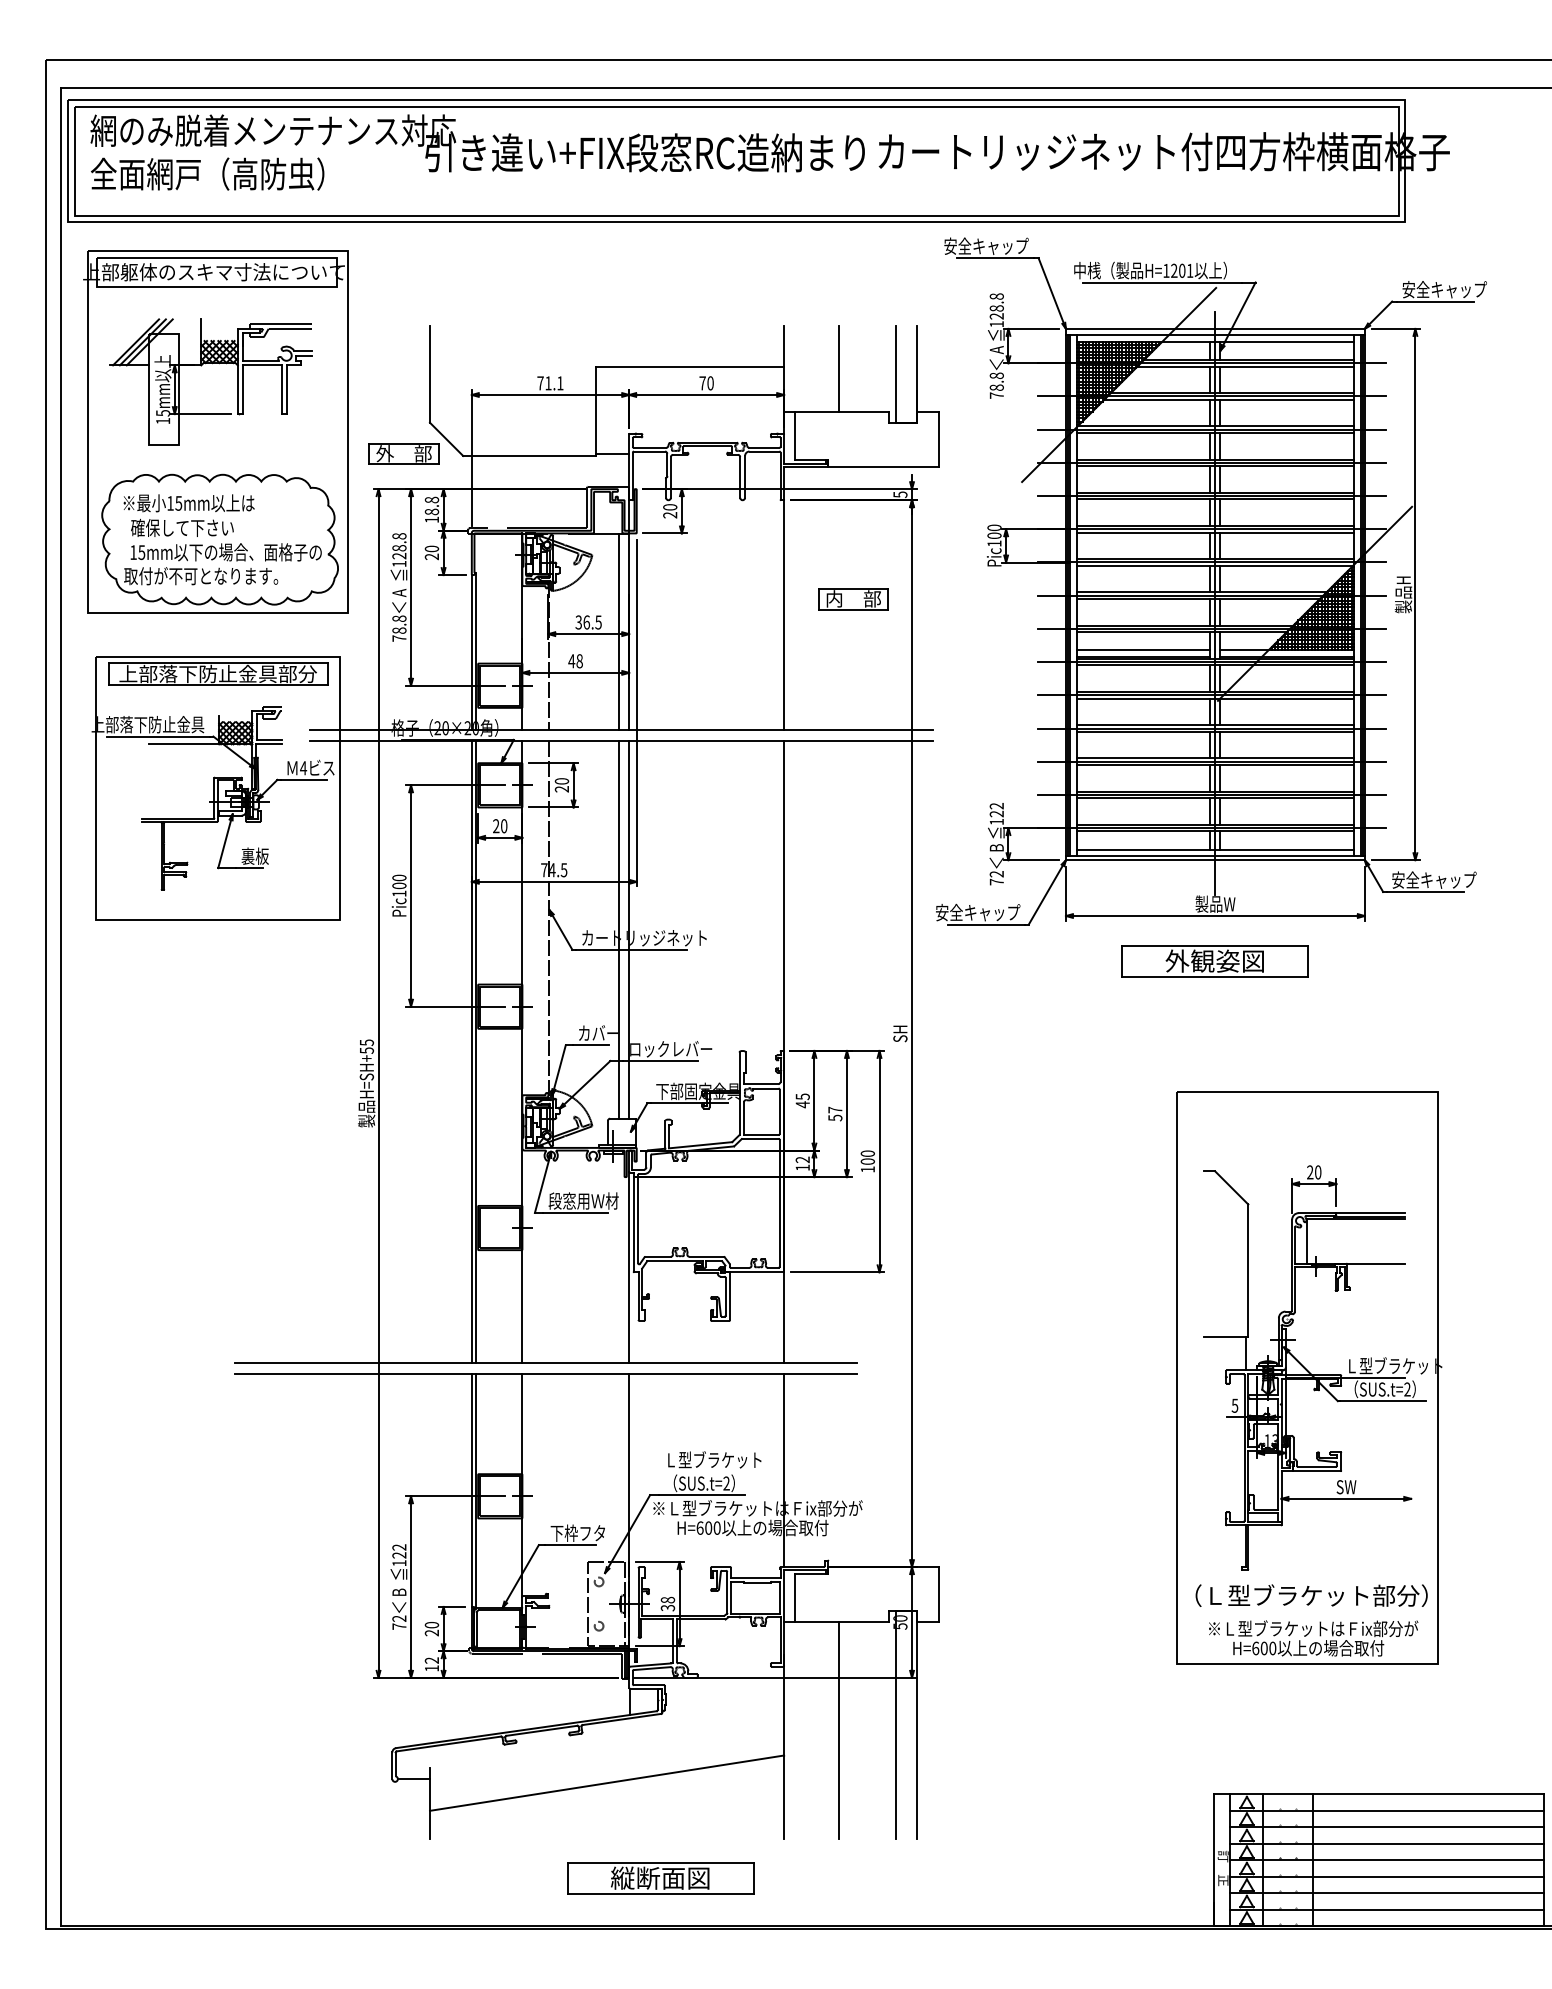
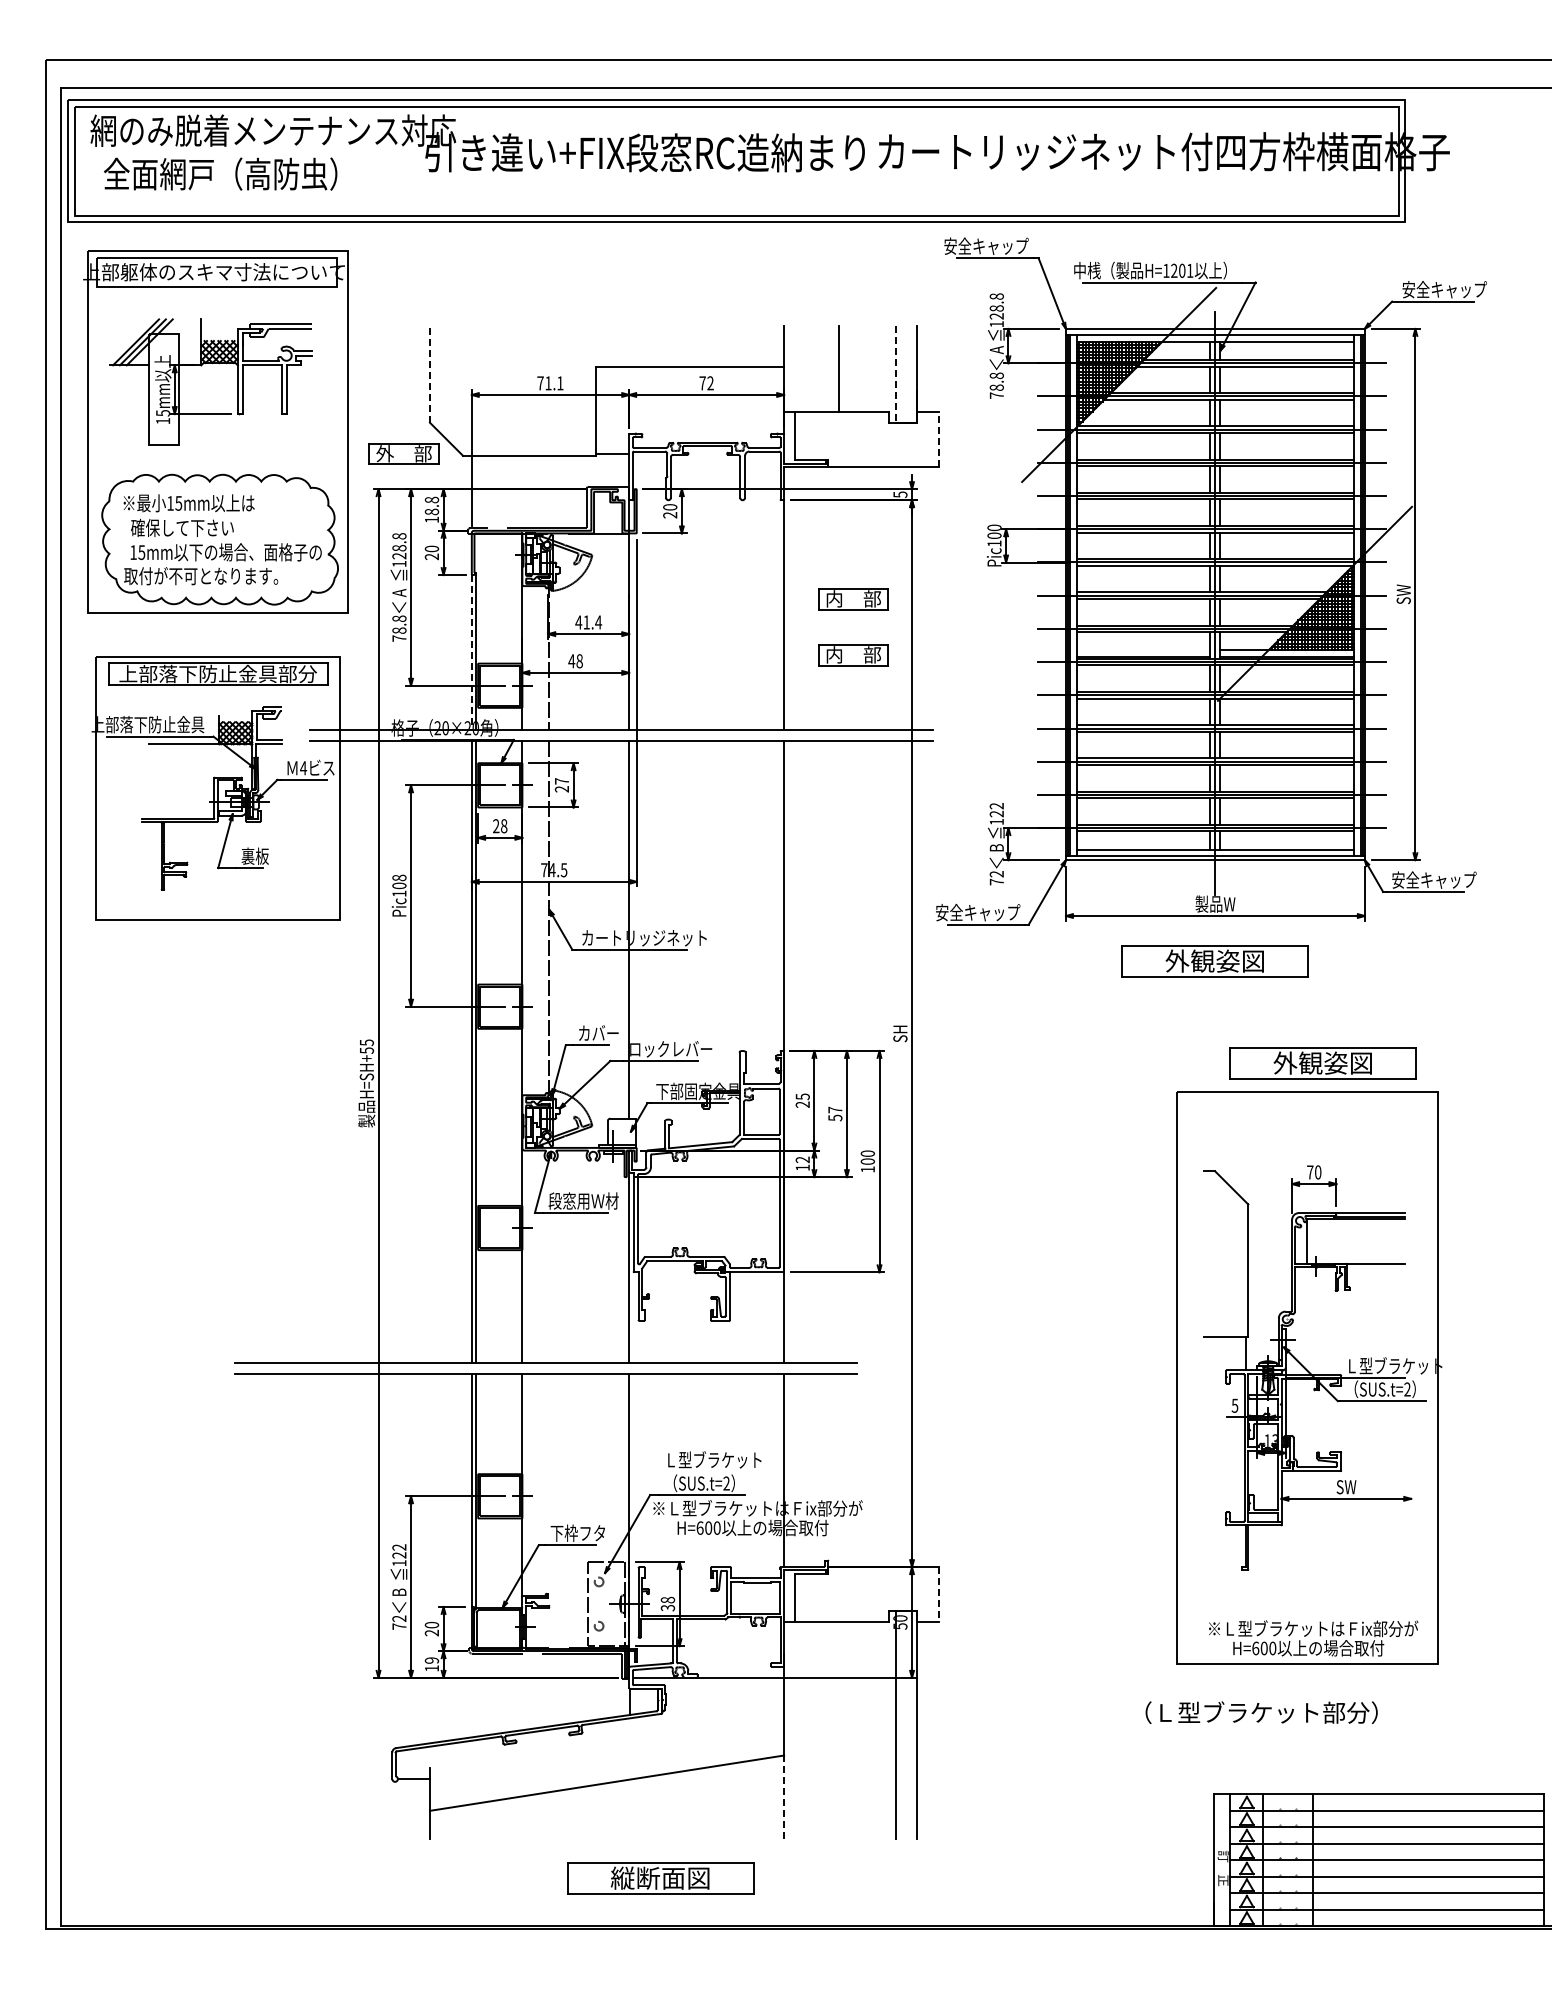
text position: (207, 173) -> (220, 173) (220, 173)
line: solid -> dashed (429, 374)
line: solid -> dashed (895, 374)
text: 70 -> 72 (710, 383)
line: solid -> dashed (939, 439)
text: 製品H -> SW (1403, 594)
text: 36.5 -> 41.4 (588, 622)
line: present -> none (619, 631)
line: present -> none (1143, 650)
line: solid -> dashed (471, 653)
part: none -> present (853, 655)
text: 20 -> 27 (561, 781)
text: 20 -> 28 (504, 825)
text: Pic100 -> Pic108 (399, 877)
line: present -> none (619, 929)
part: none -> present (1322, 1063)
text: 45 -> 25 (802, 1104)
text: 20 -> 70 (1310, 1172)
line: solid -> dashed (939, 1594)
text position: (1311, 1595) -> (1261, 1712) (1261, 1712)
text: 12 -> 19 (432, 1660)
line: present -> none (839, 1730)
line: solid -> dashed (784, 1797)
